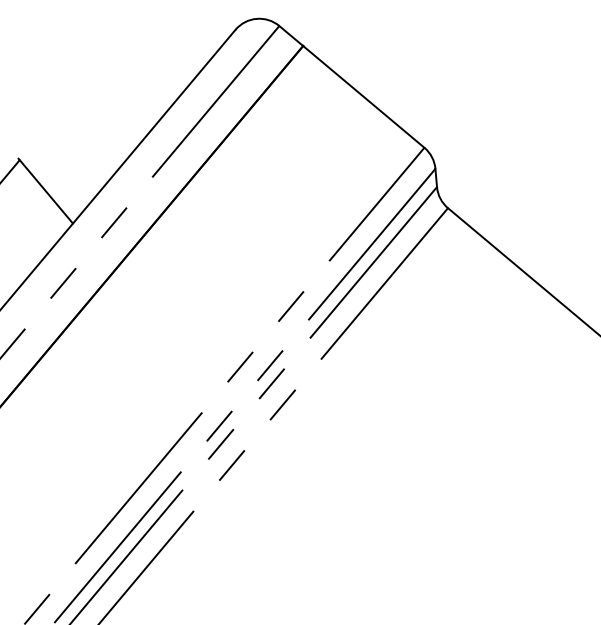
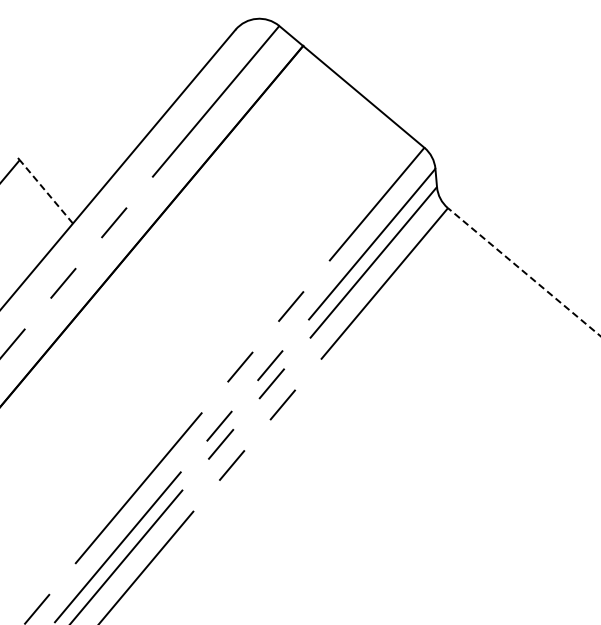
line: solid -> dashed (46, 191)
line: solid -> dashed (523, 271)
